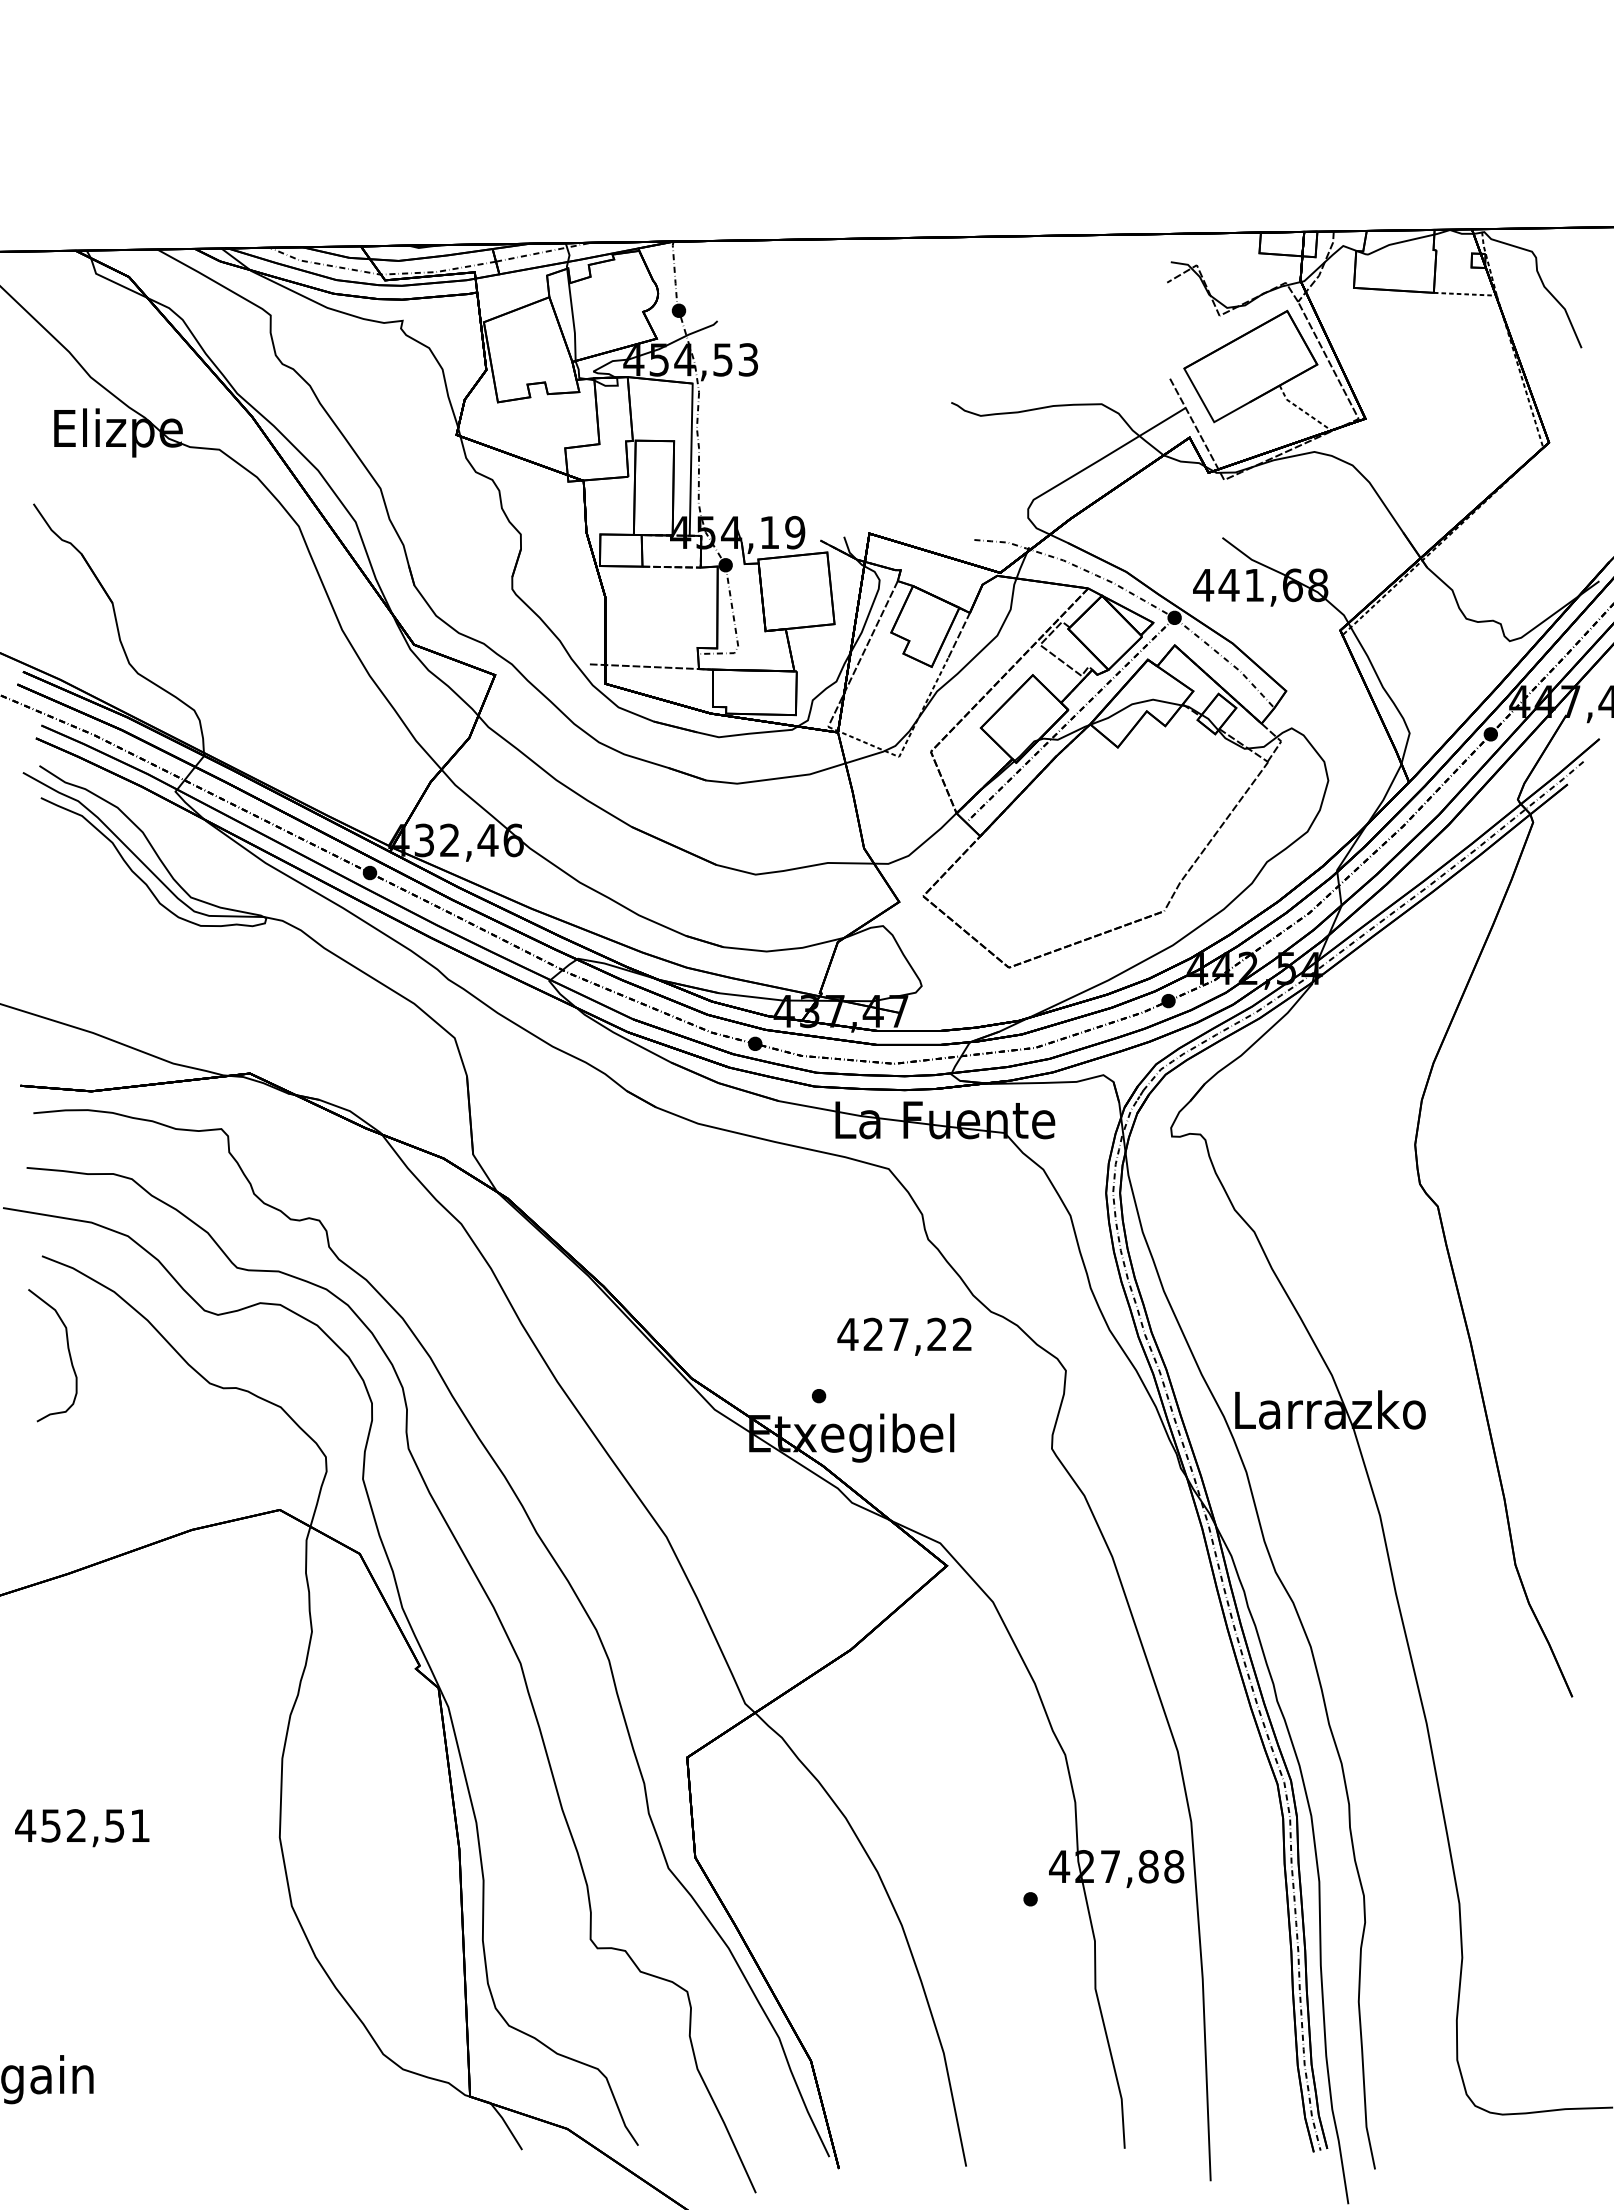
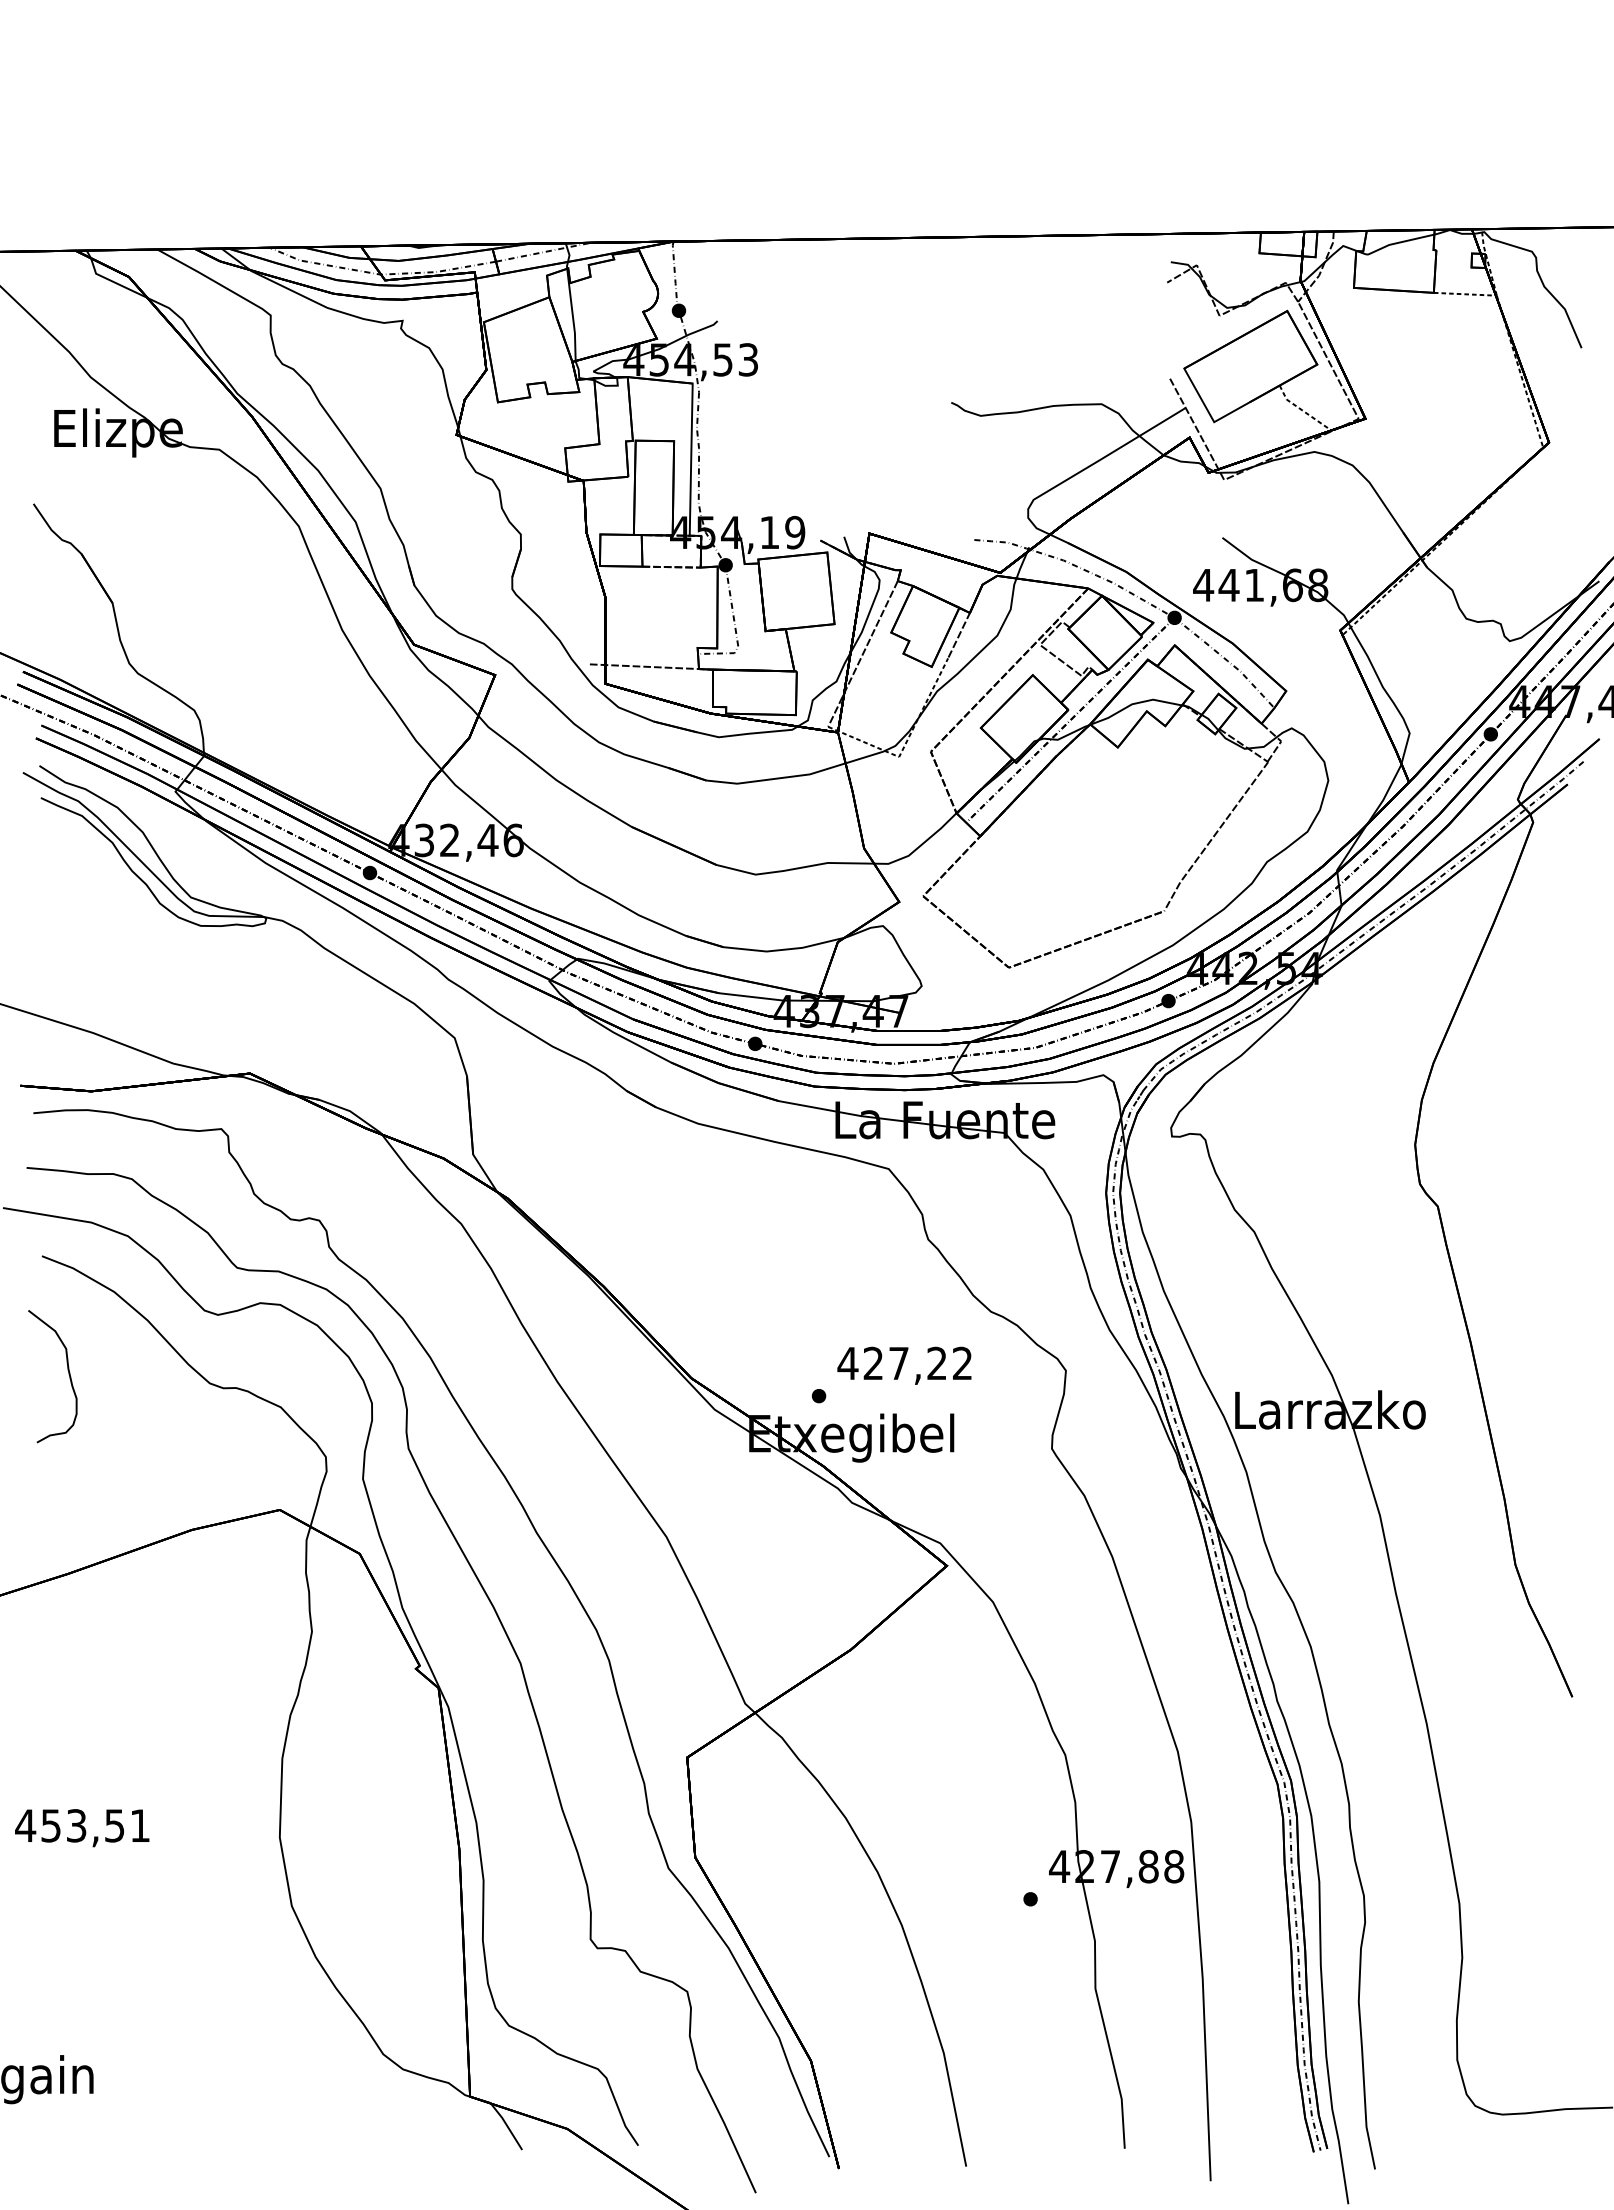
text position: (904, 1336) -> (904, 1365) (904, 1365)
curve position: (68, 1353) -> (68, 1374) (68, 1374)
text: 452,51 -> 453,51 (76, 1825)
